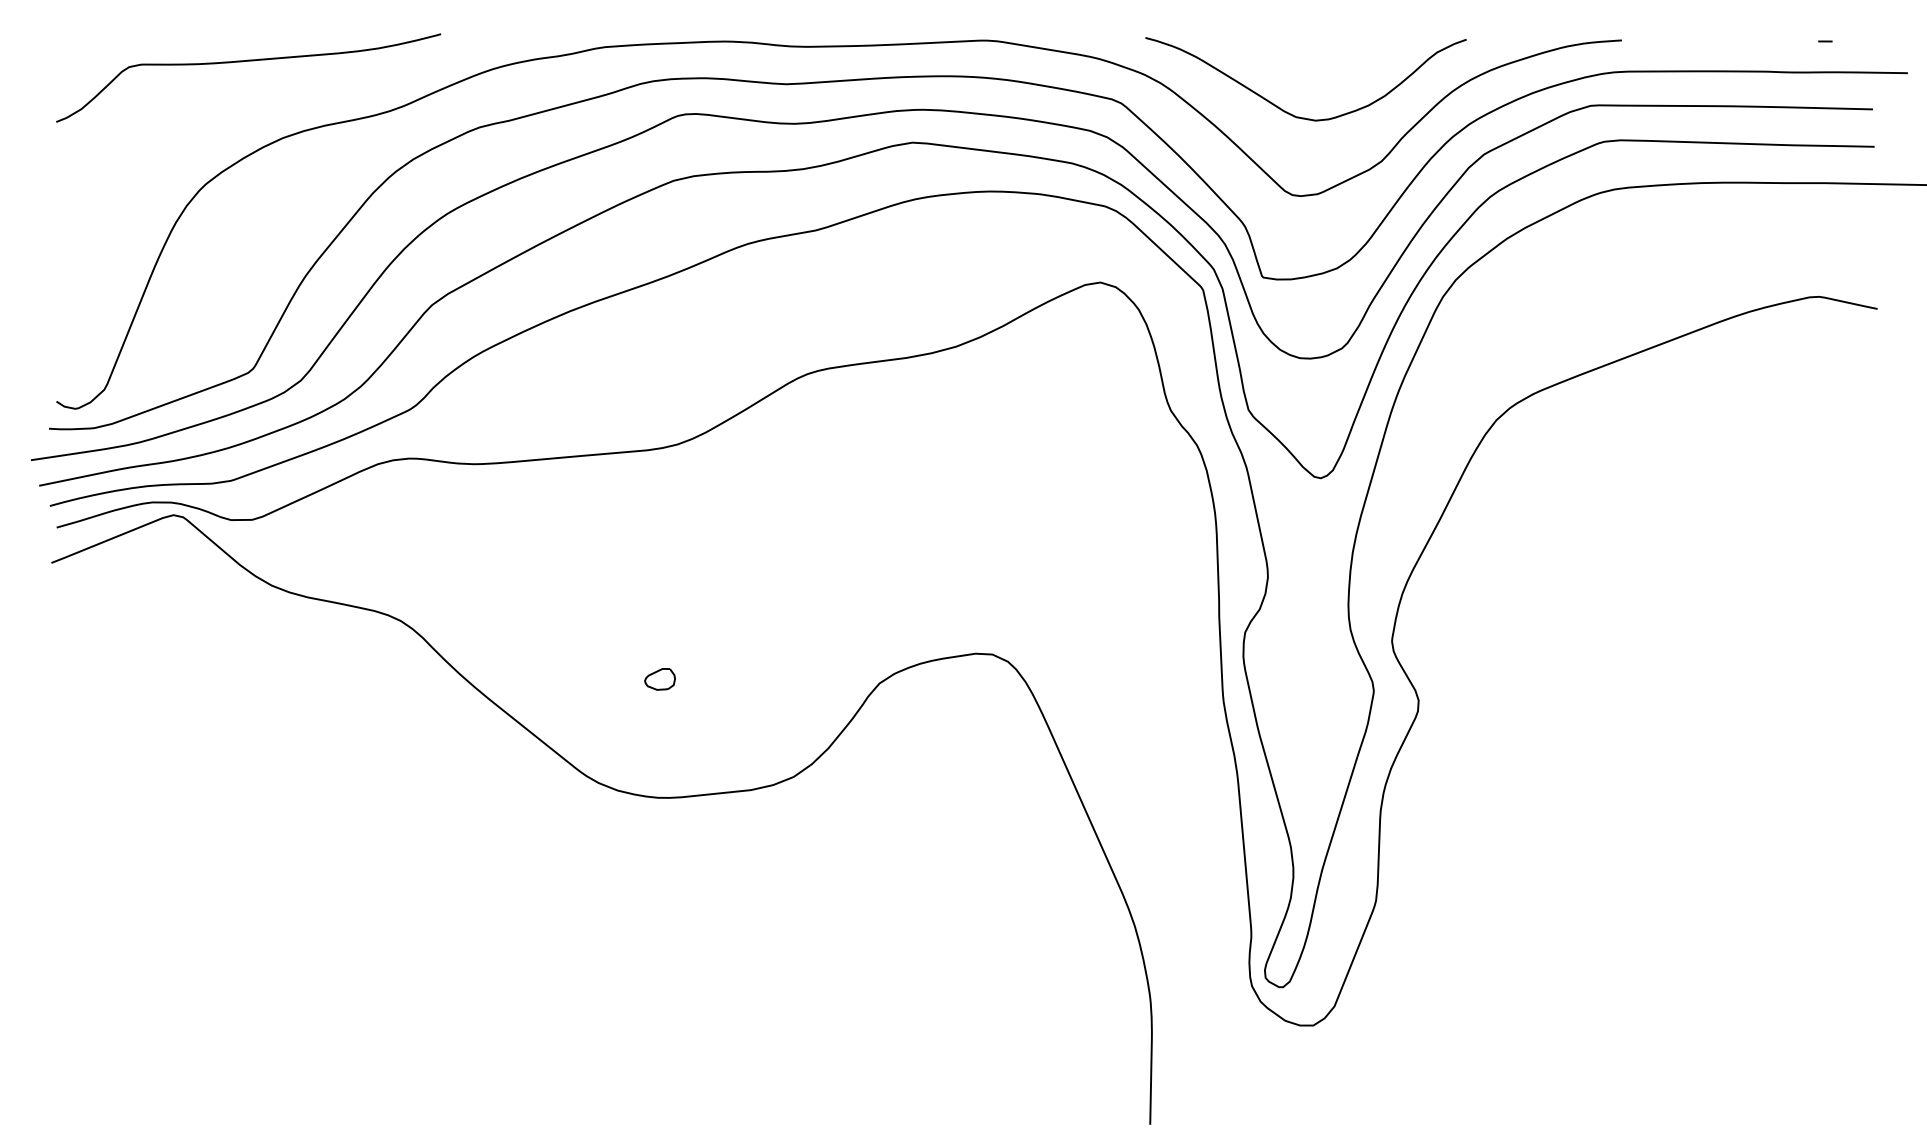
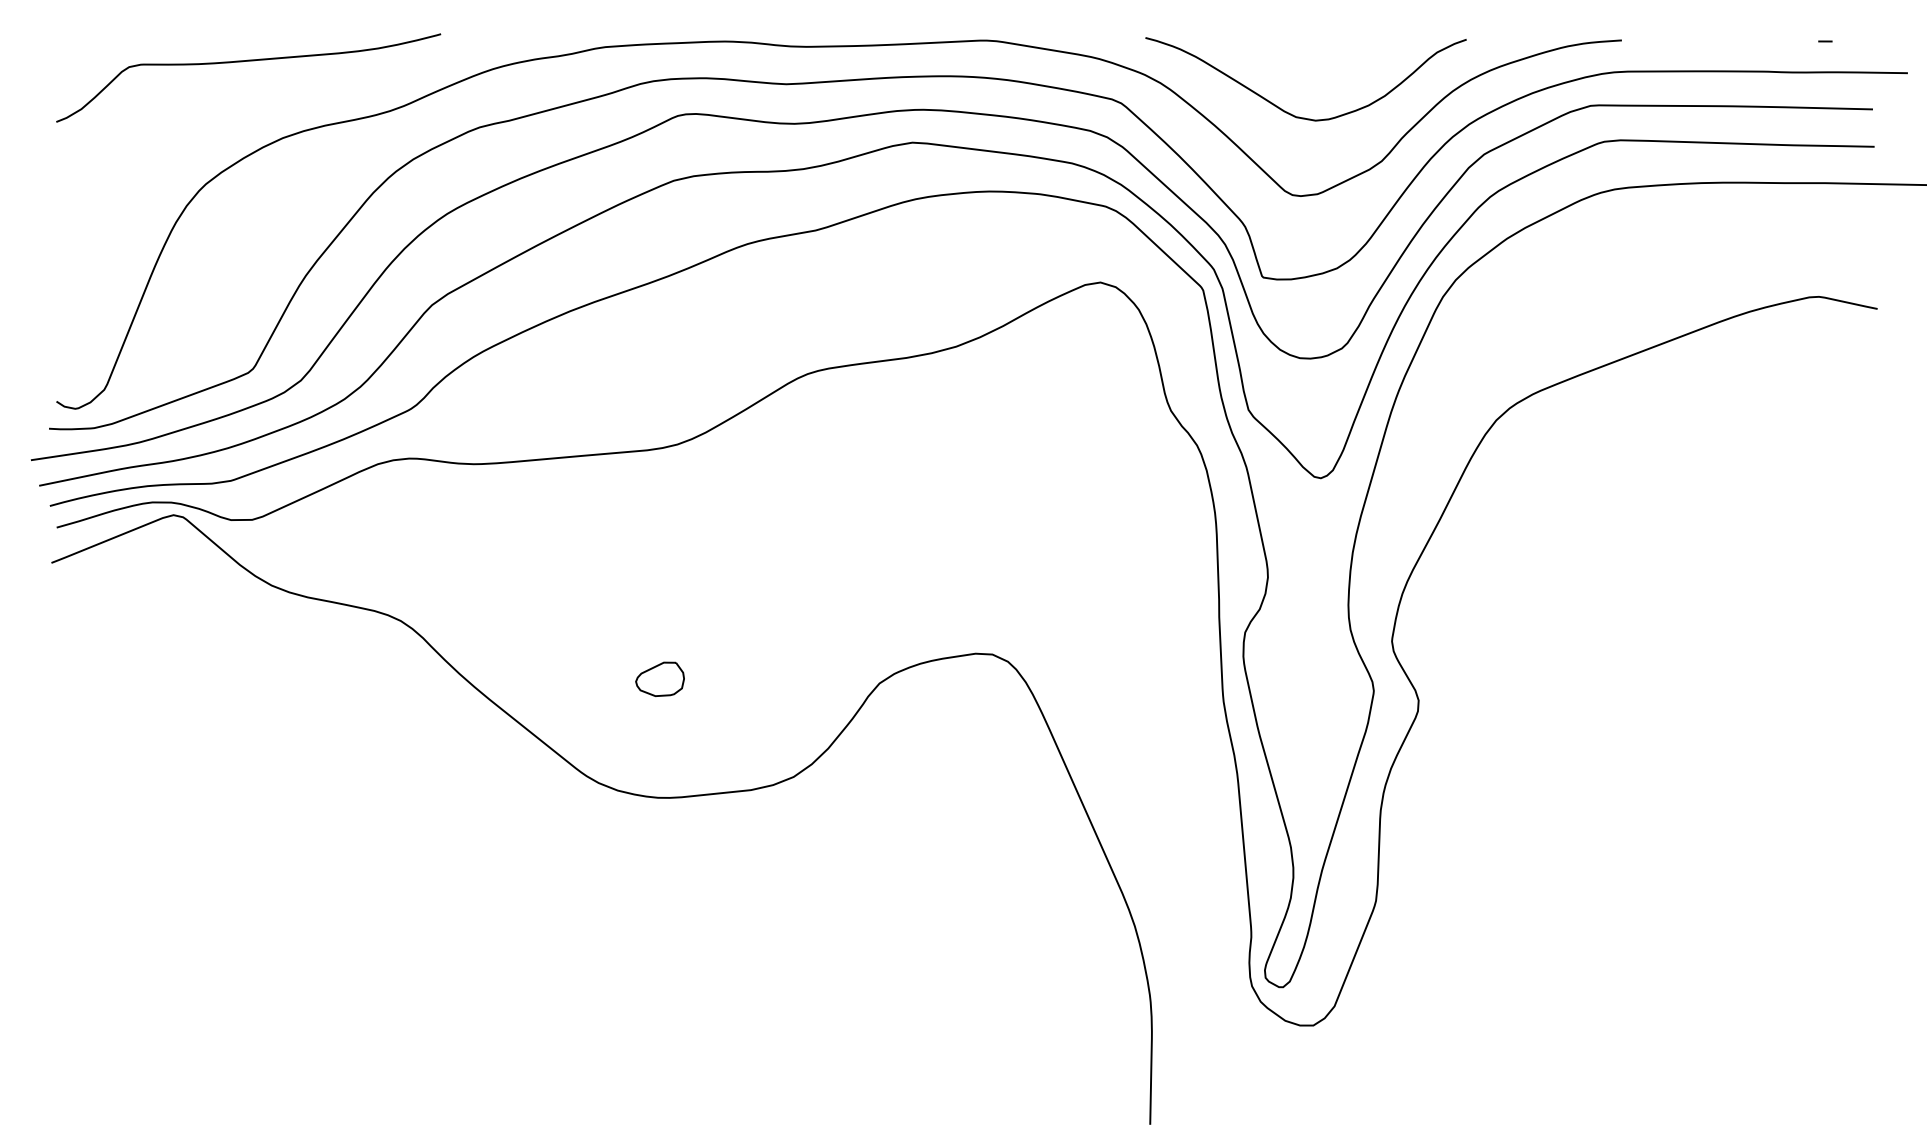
part size: 32x23 px -> 50x36 px (659, 678)
